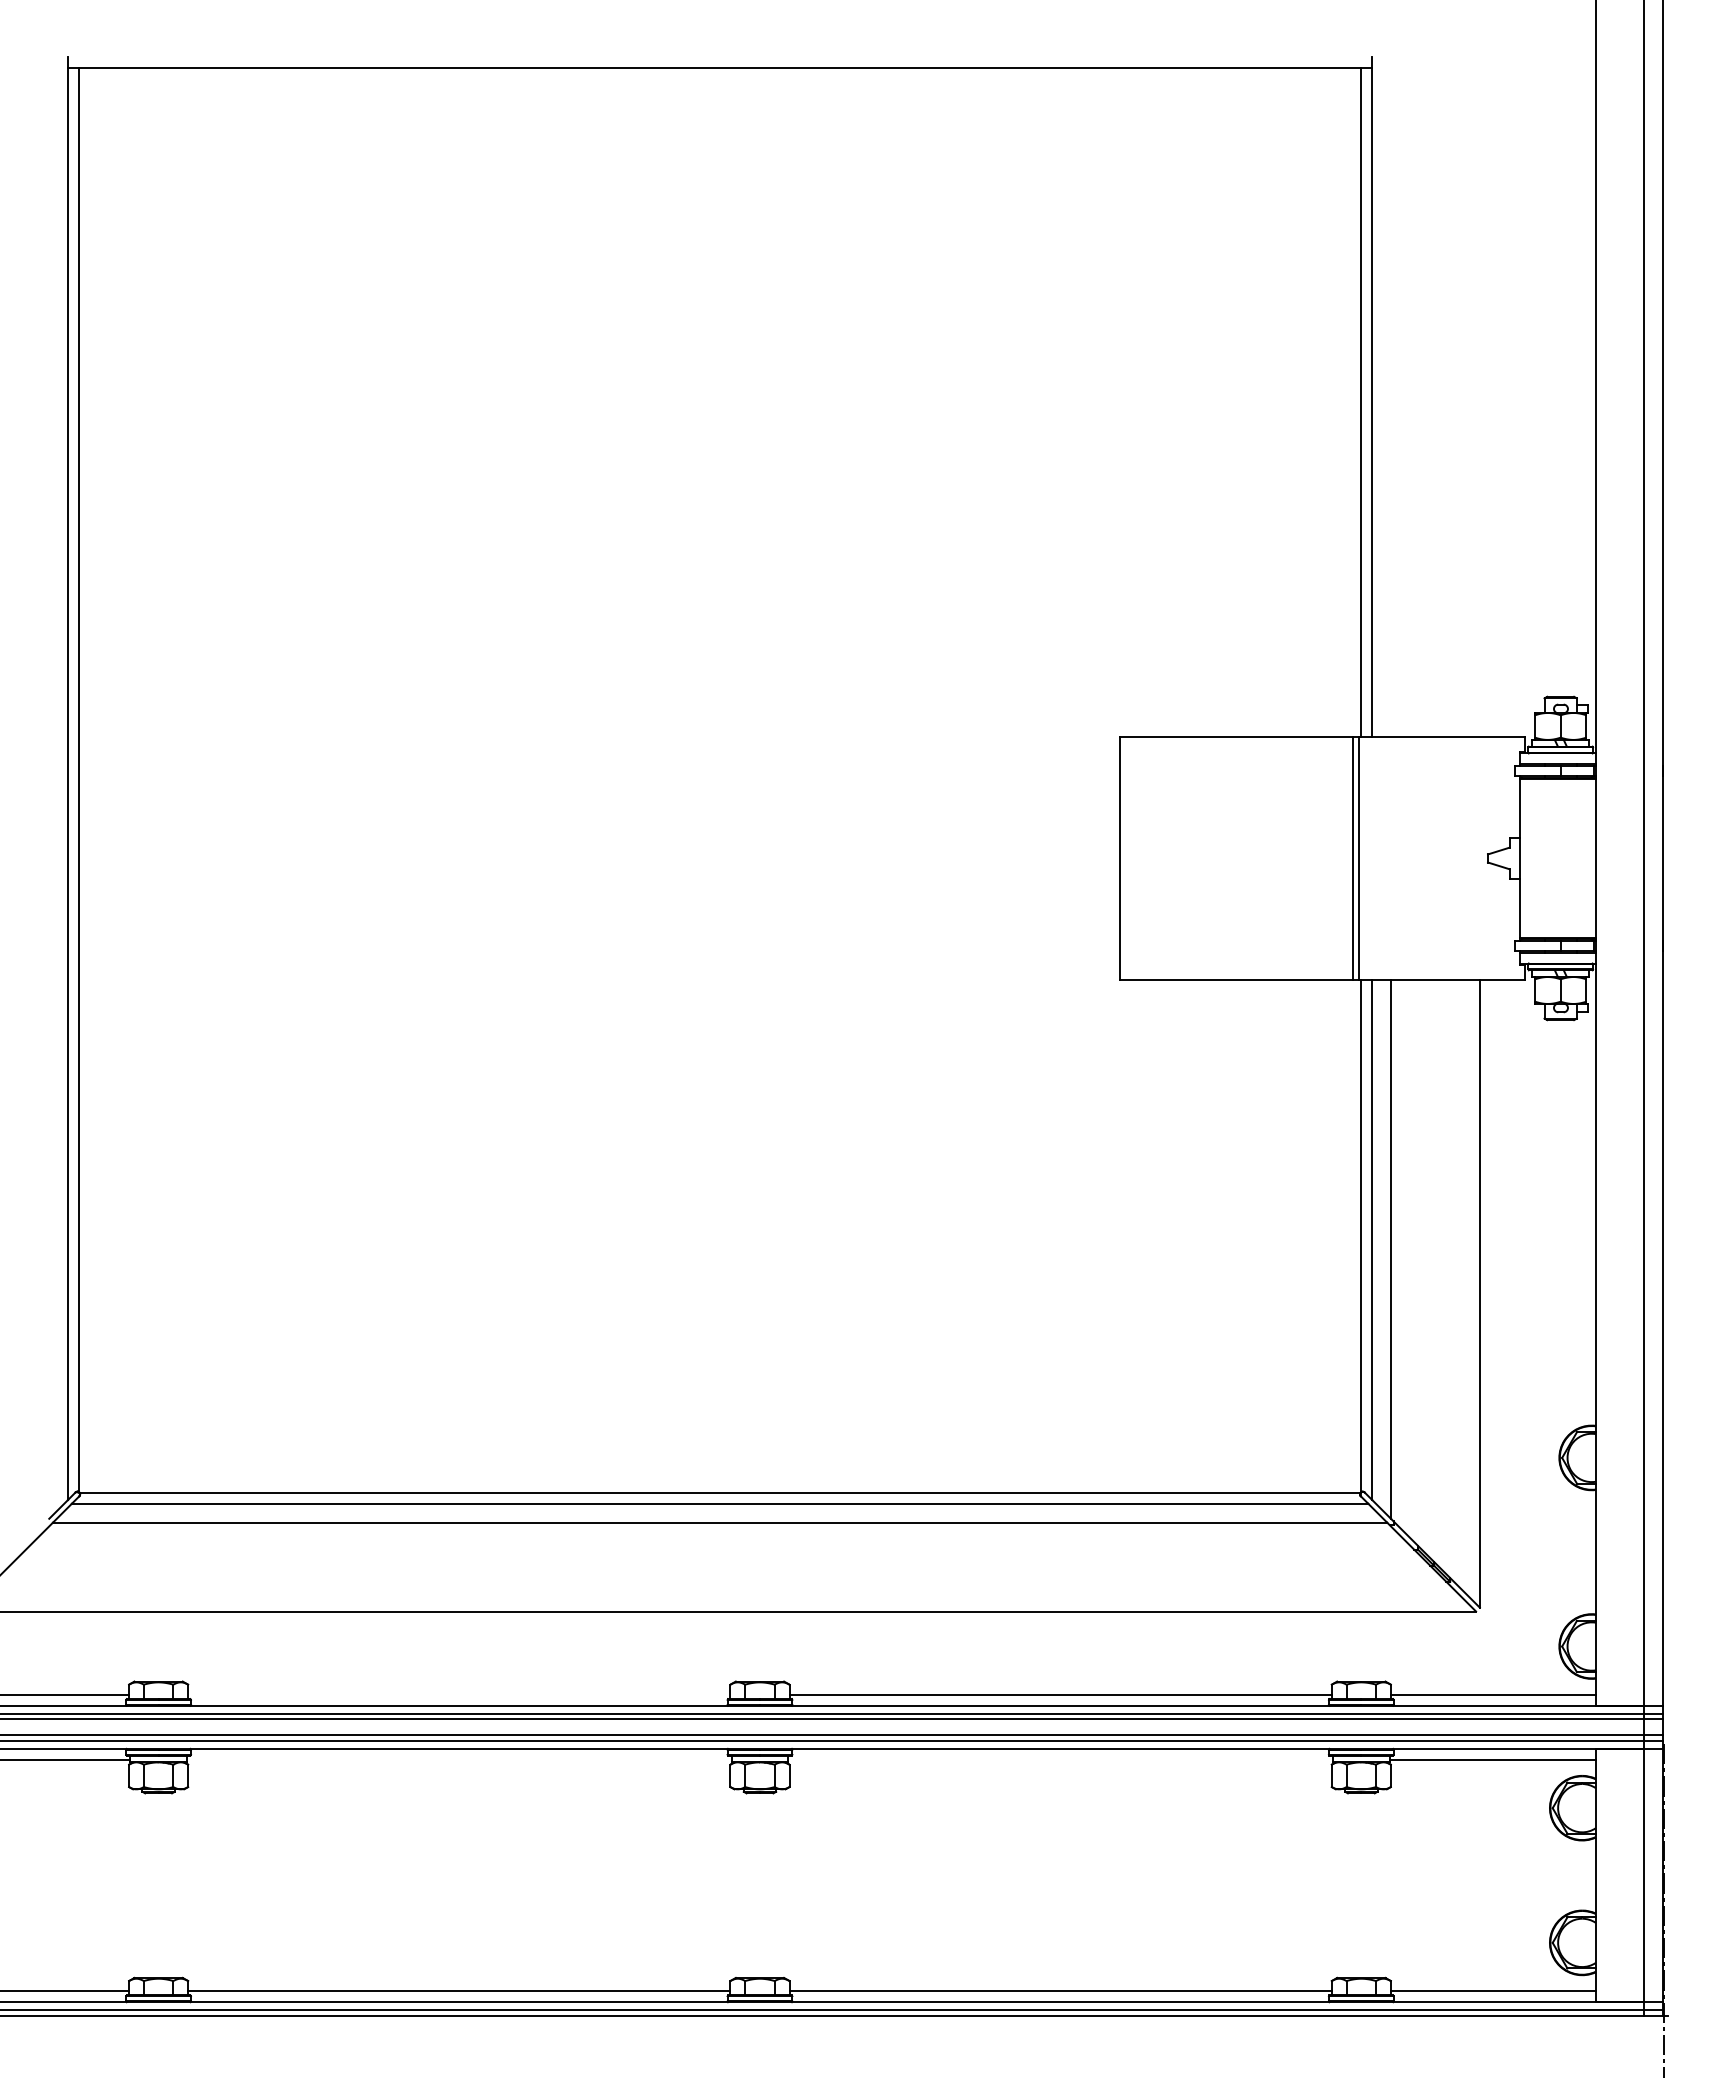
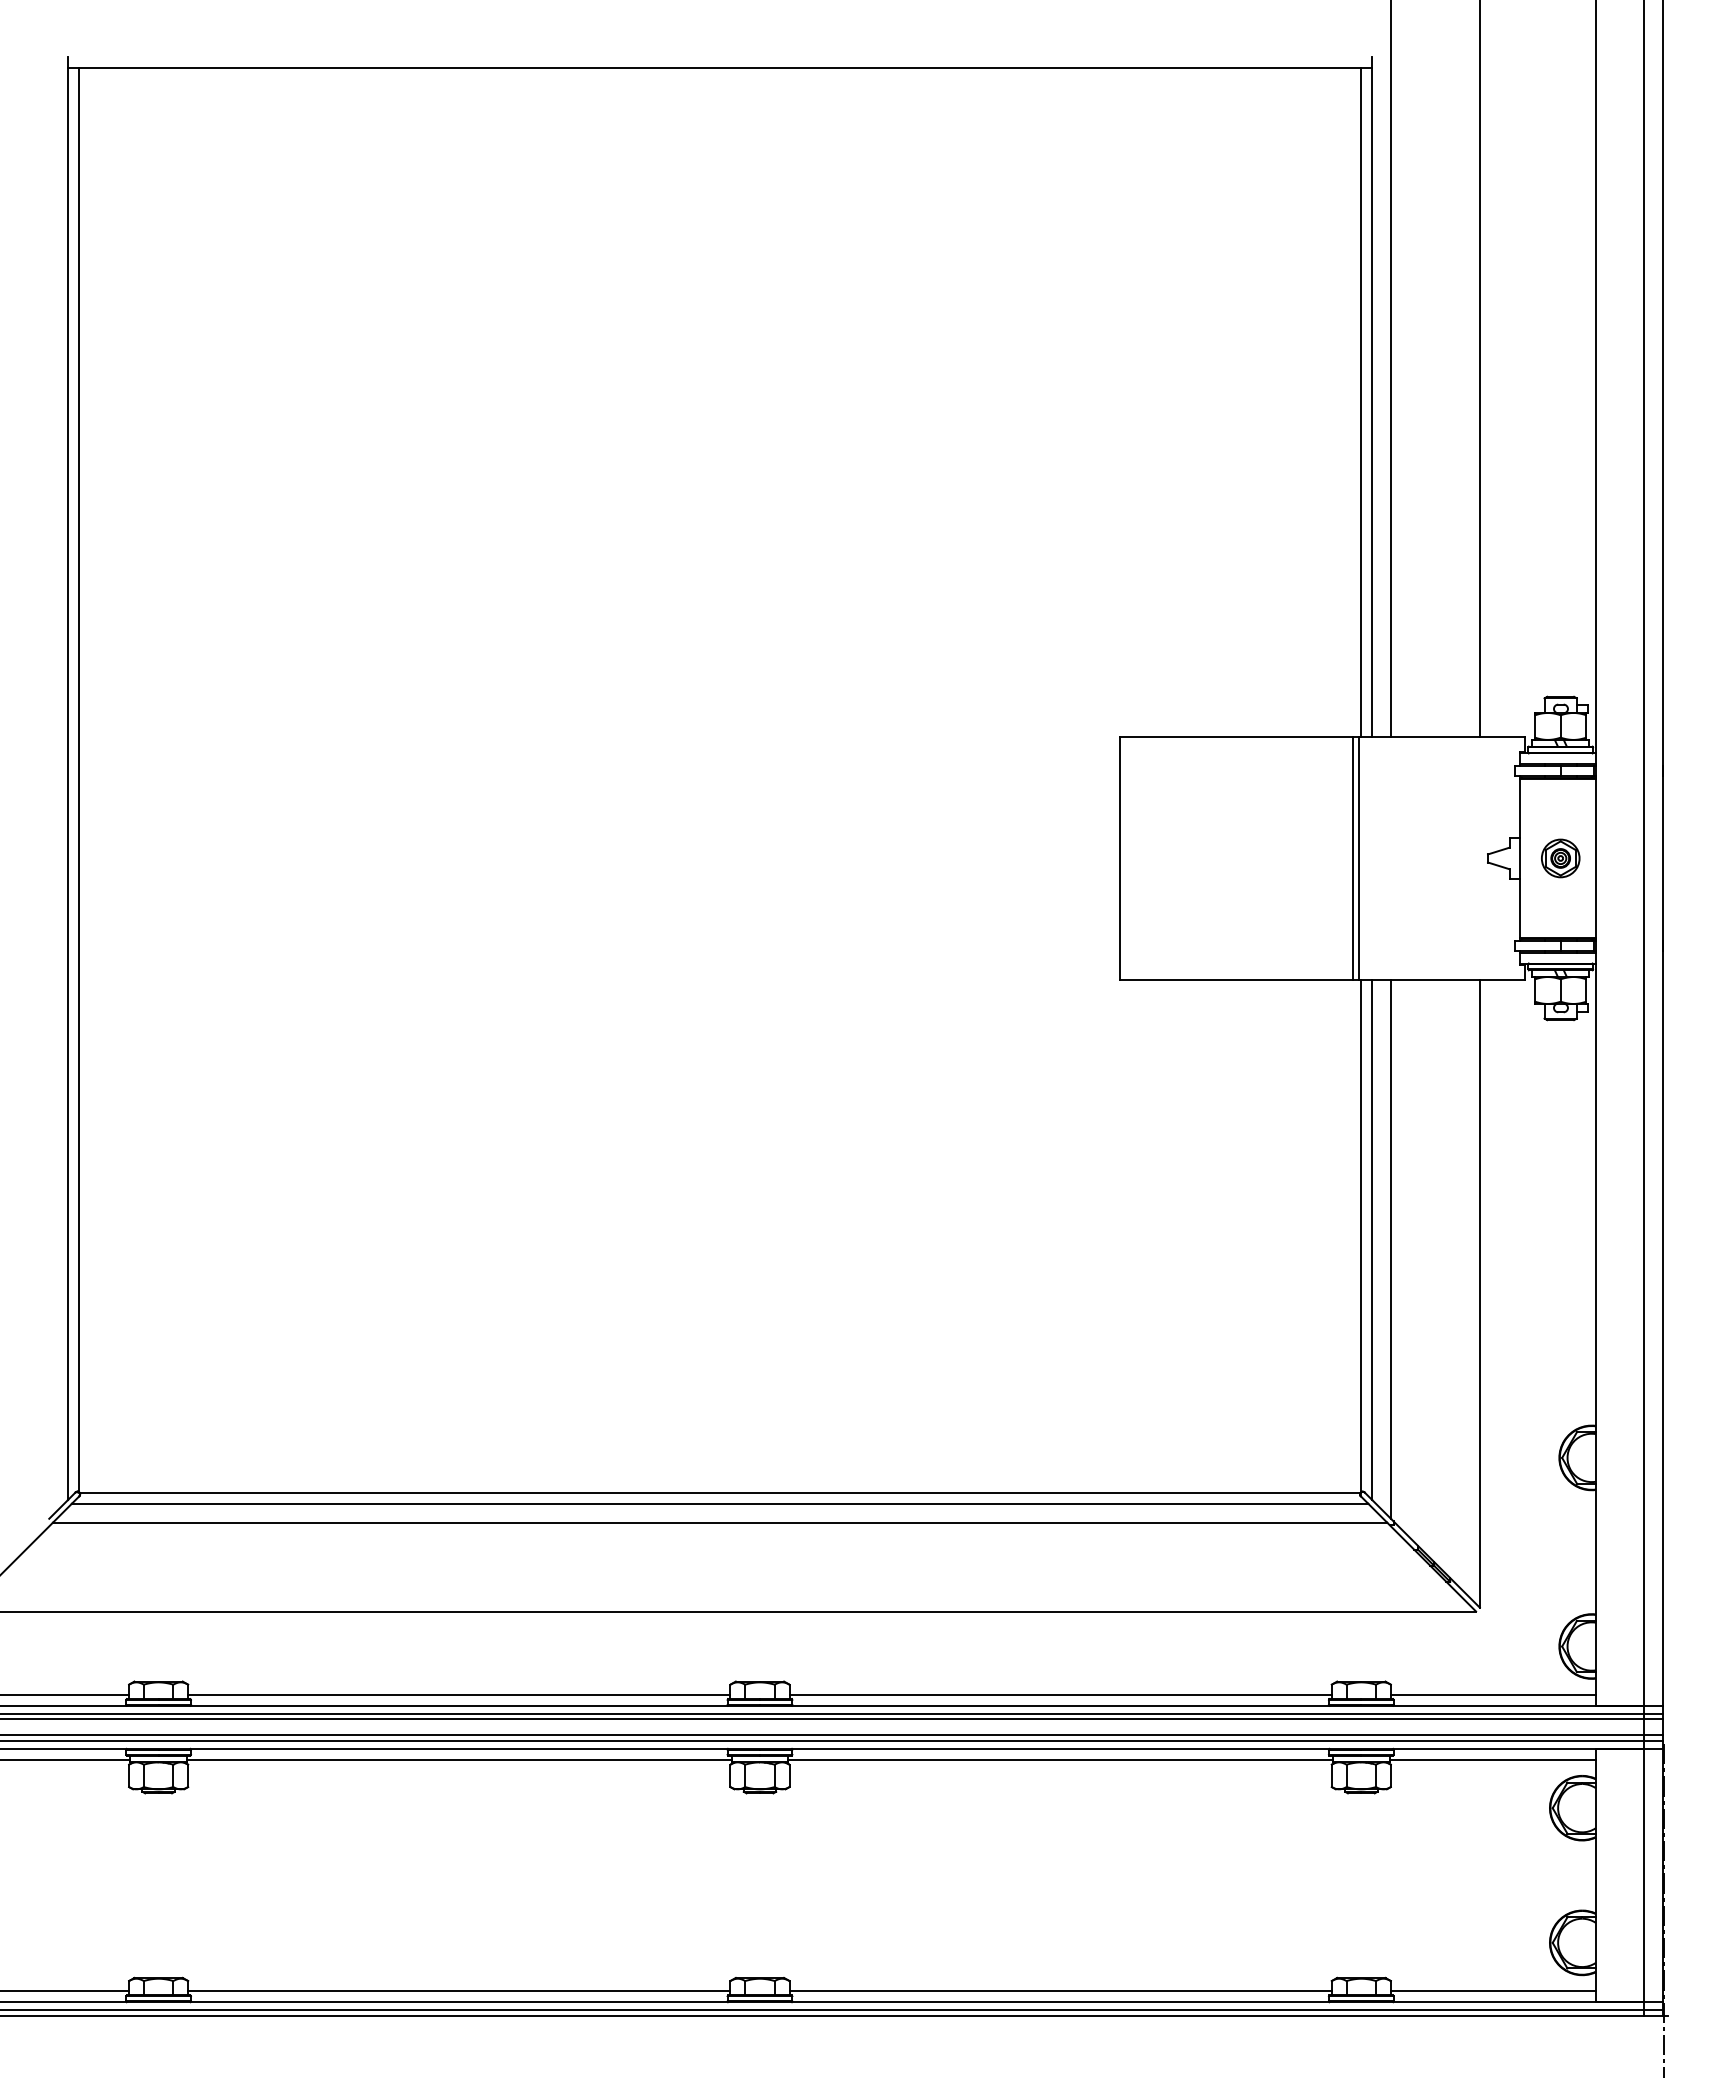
line: none -> present (1390, 369)
line: none -> present (1479, 369)
part: none -> present (1560, 858)
line: none -> present (459, 1695)
line: none -> present (458, 1759)
line: none -> present (1060, 1759)
